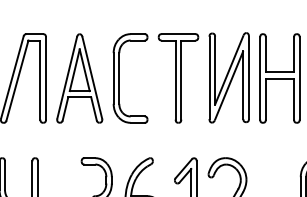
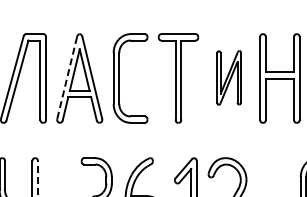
part size: 42x92 px -> 26x56 px (228, 77)
line: solid -> dashed (67, 78)
line: solid -> dashed (37, 178)
